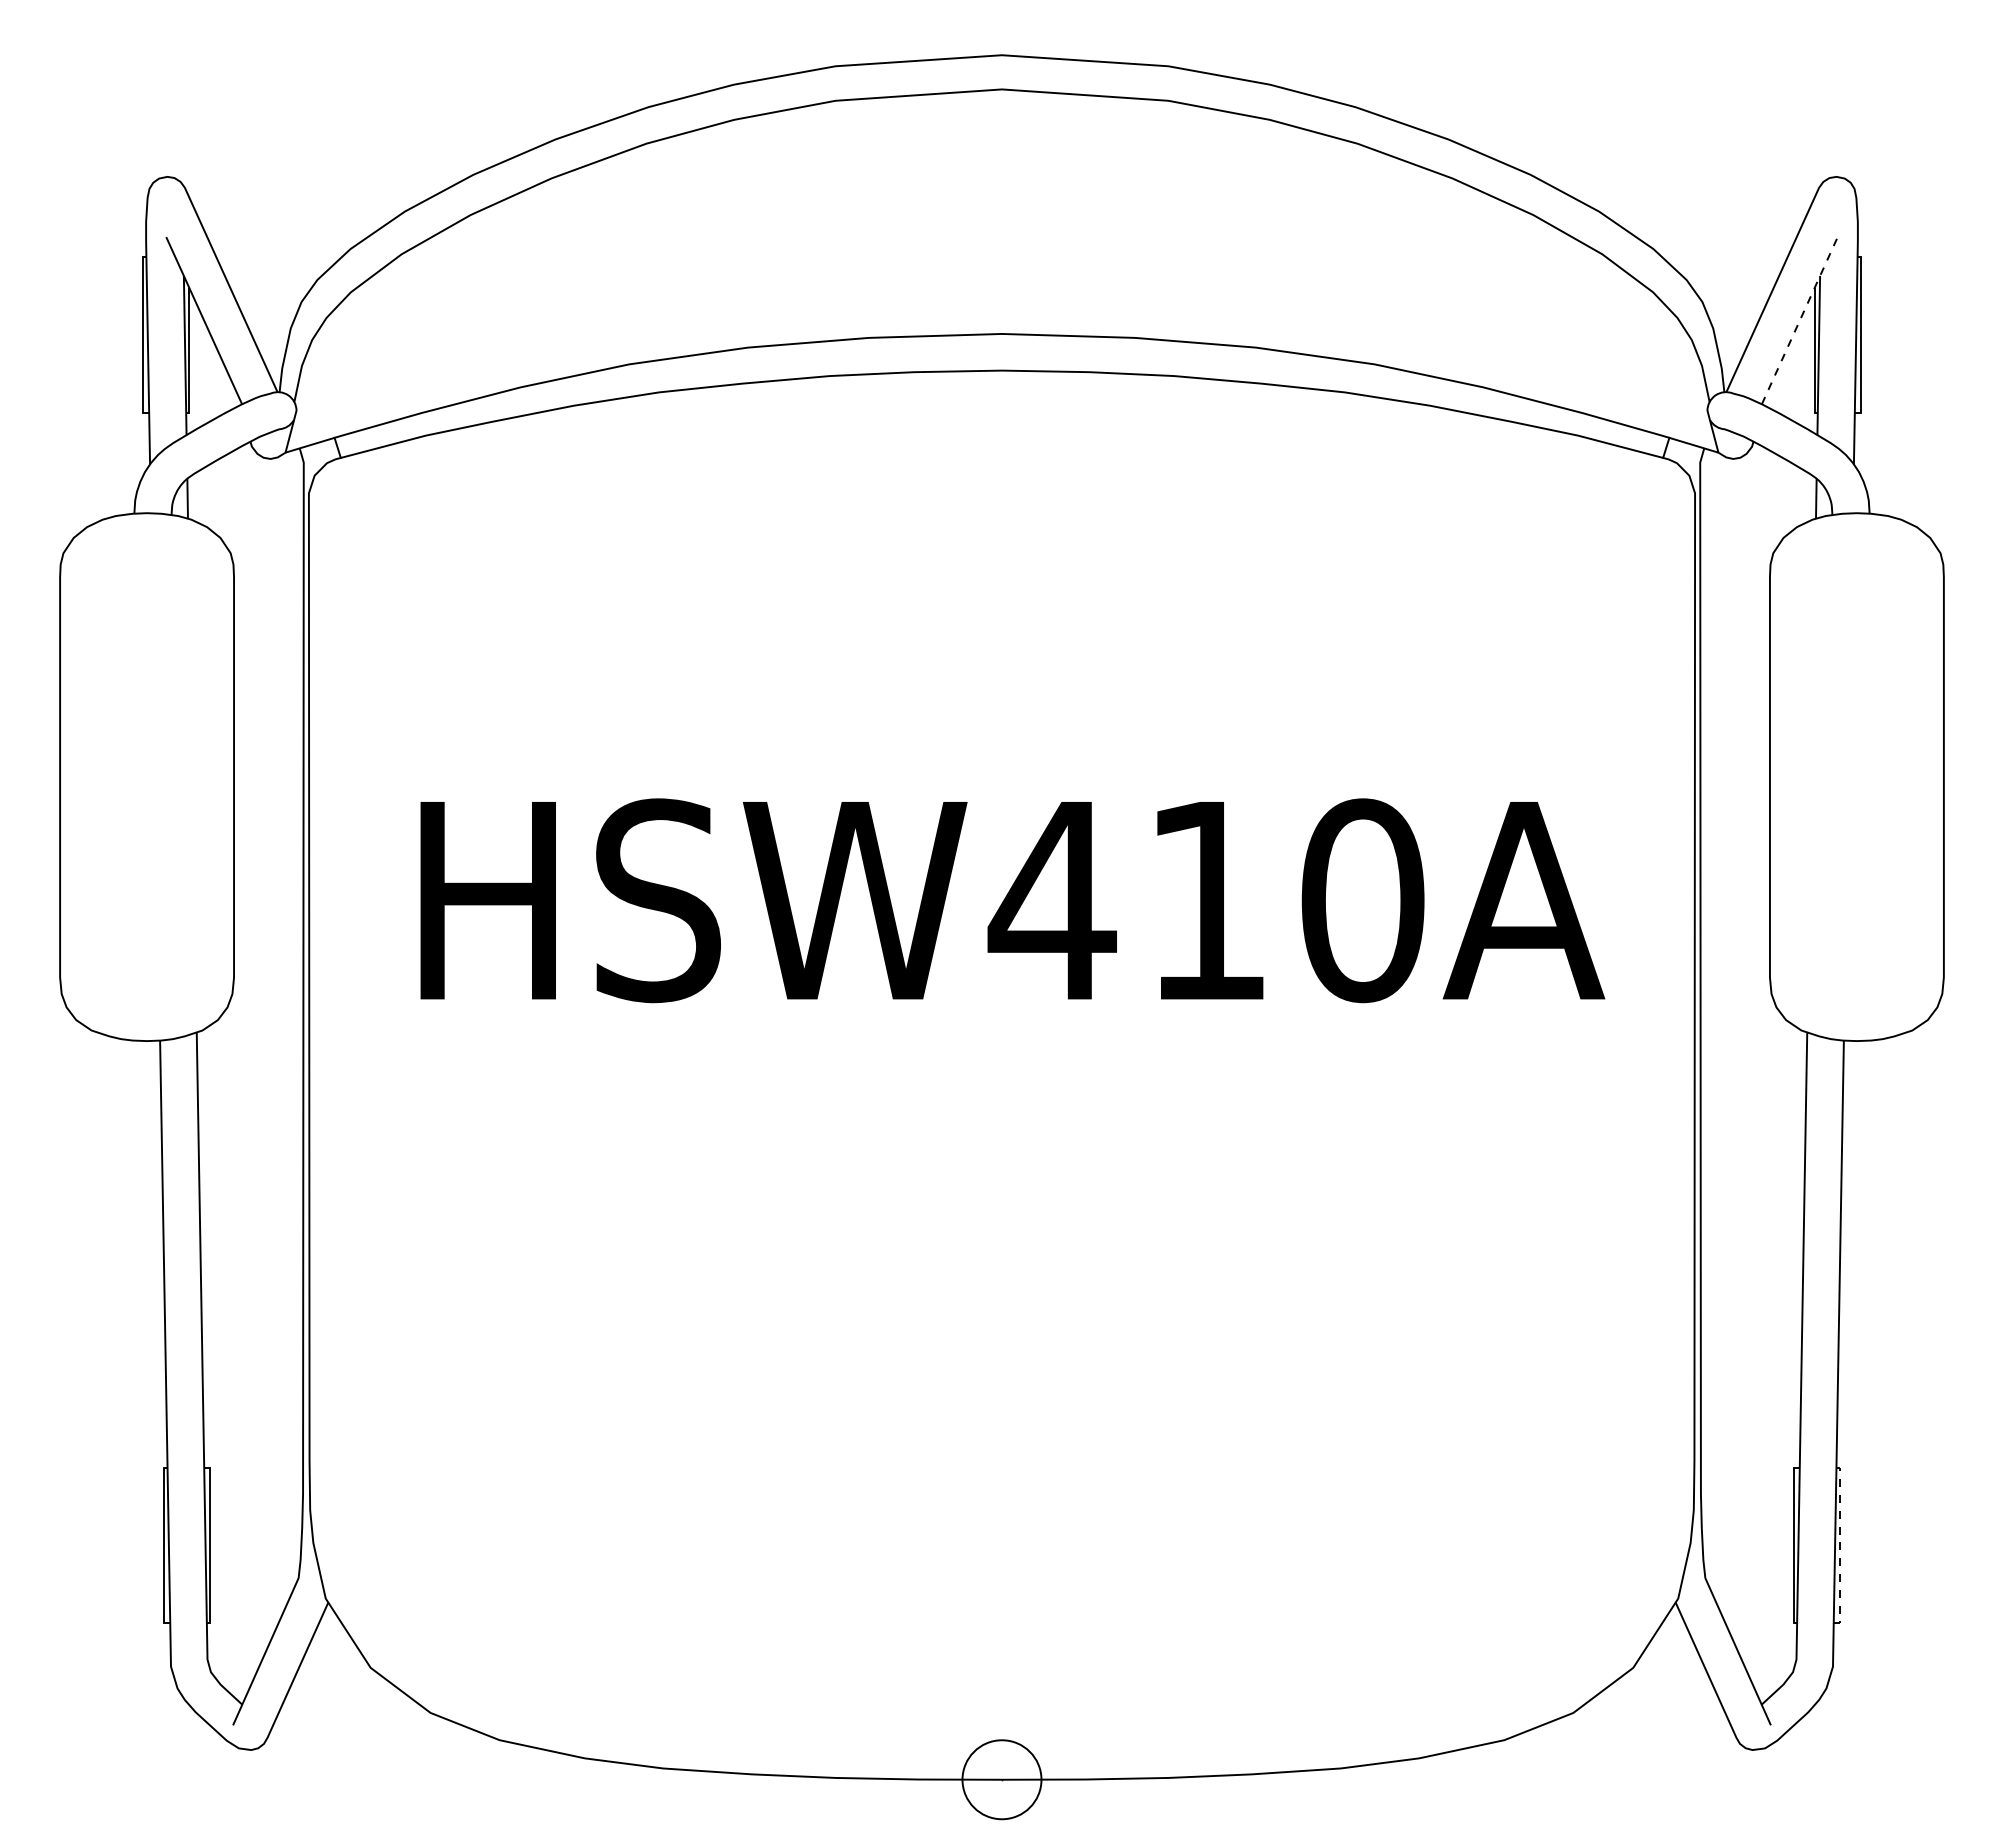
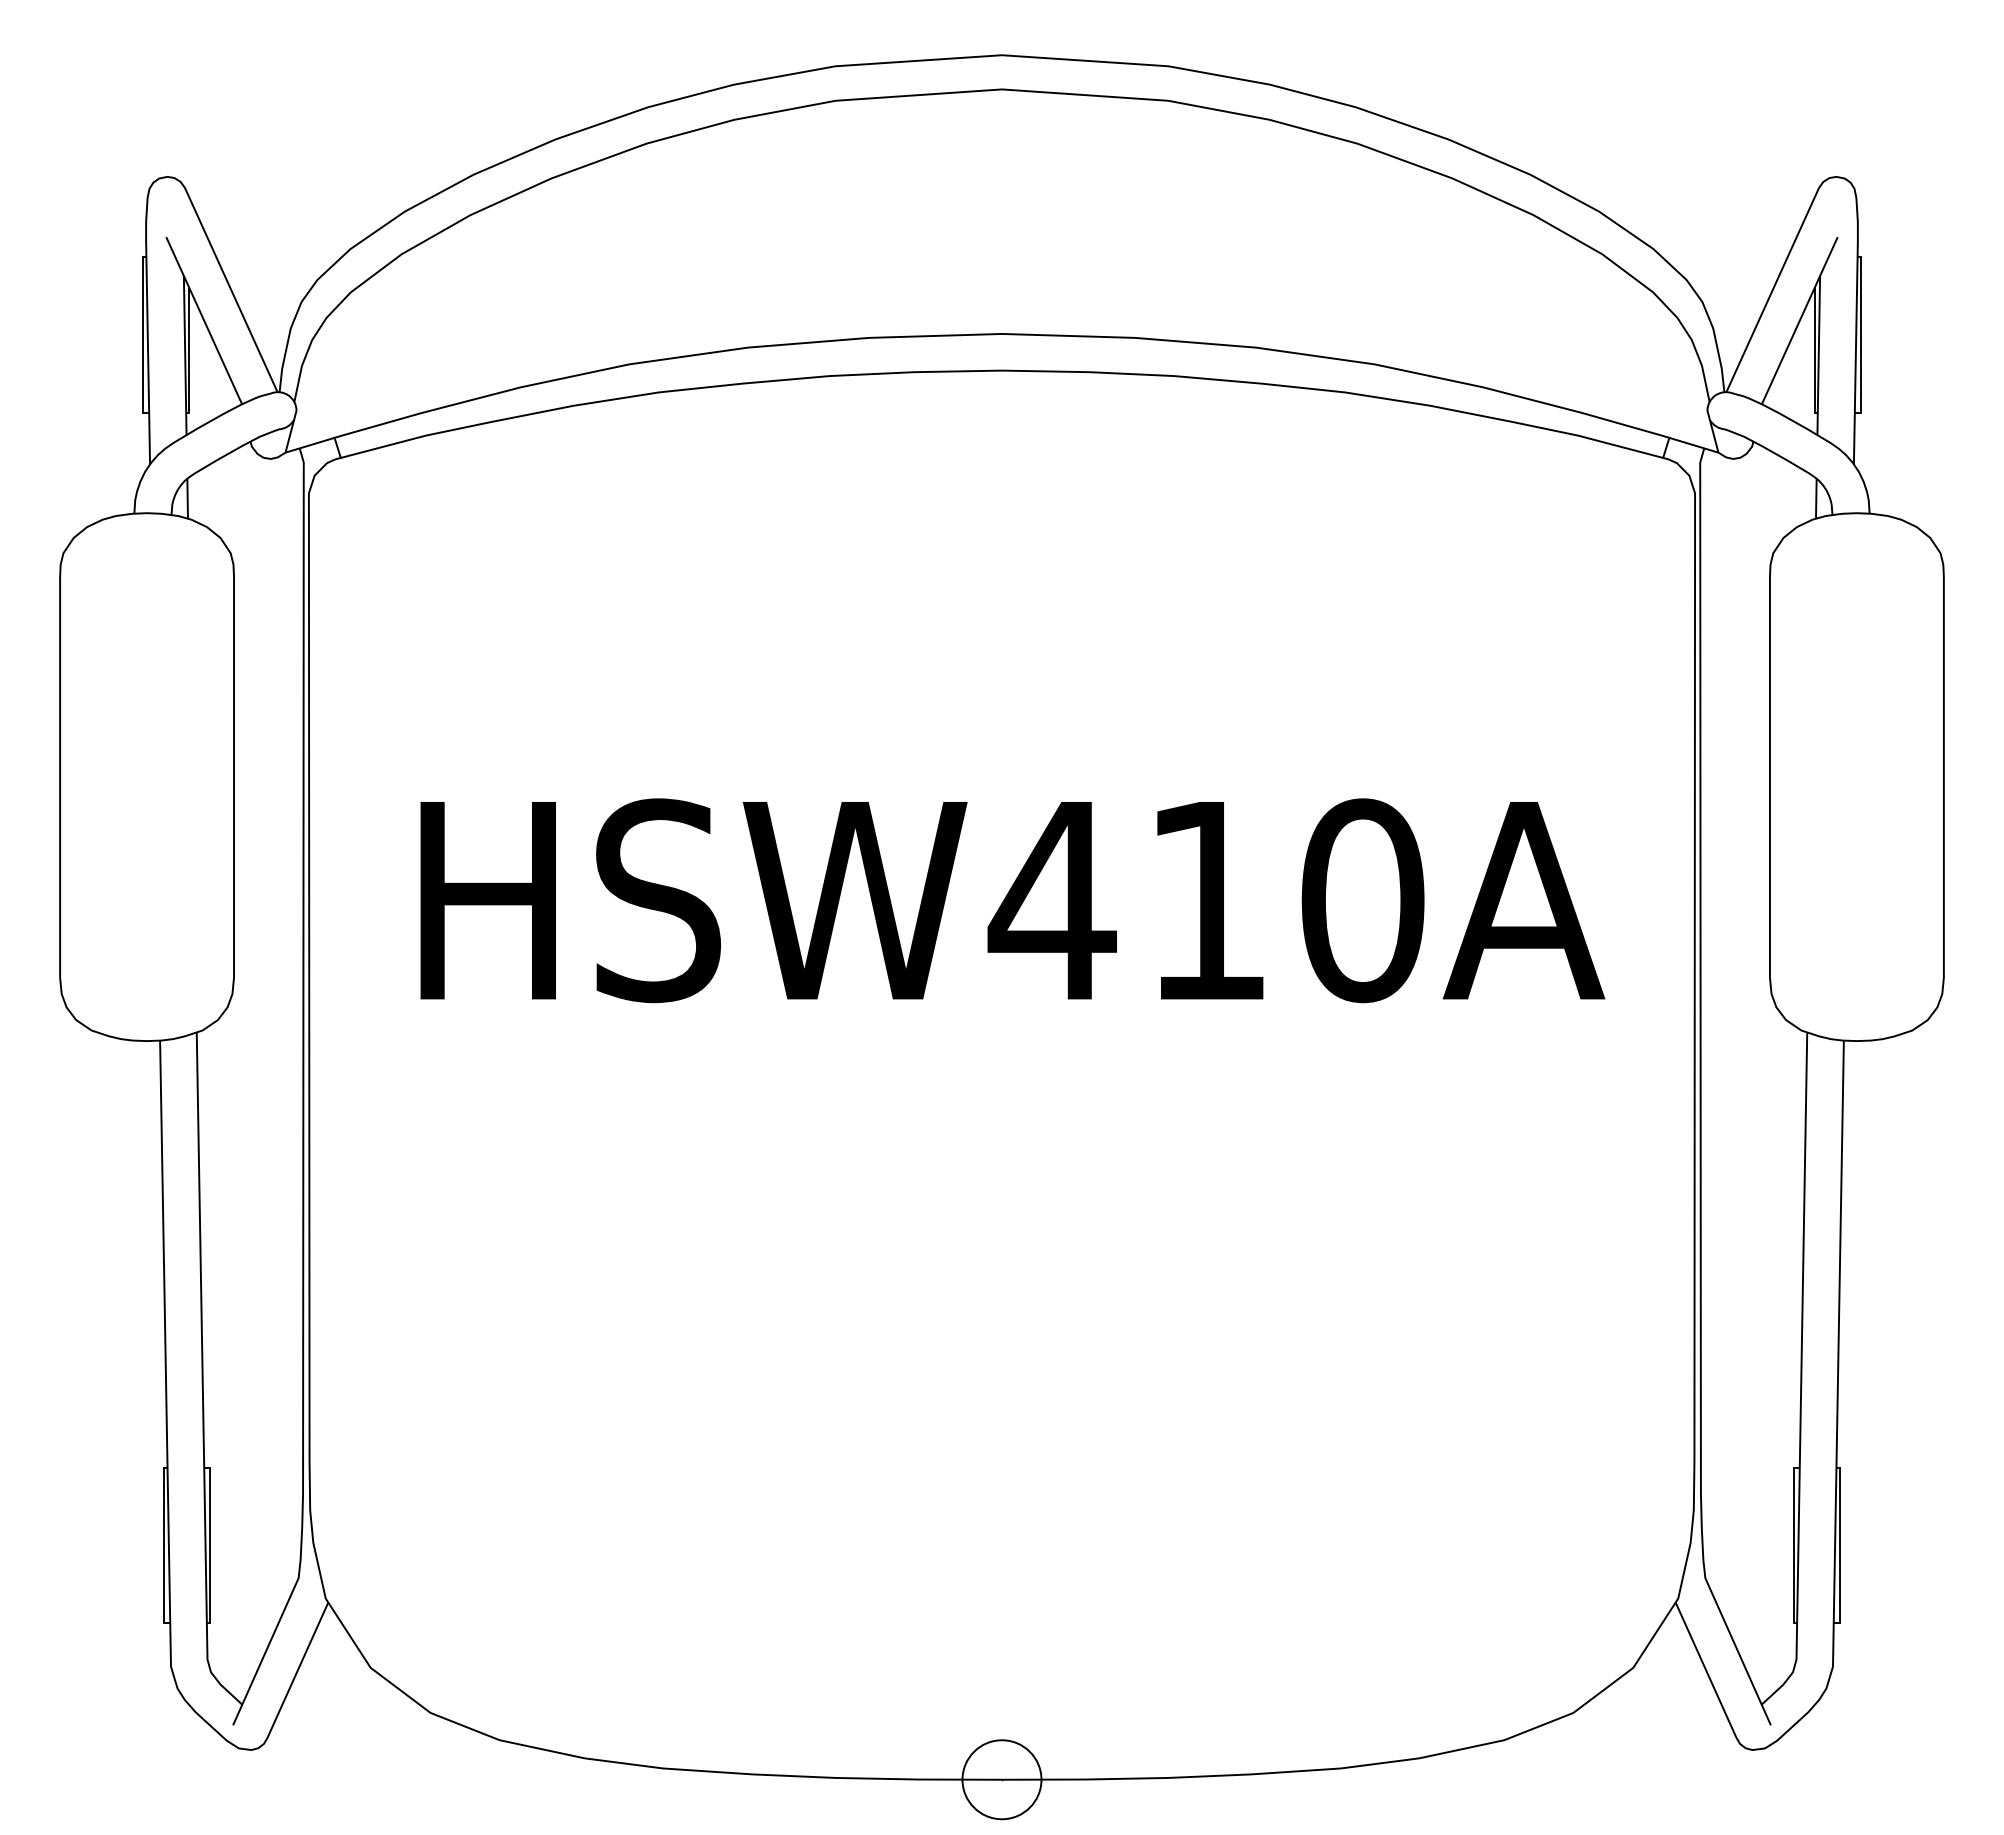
line: dashed -> solid (1799, 320)
line: dashed -> solid (1840, 1546)
